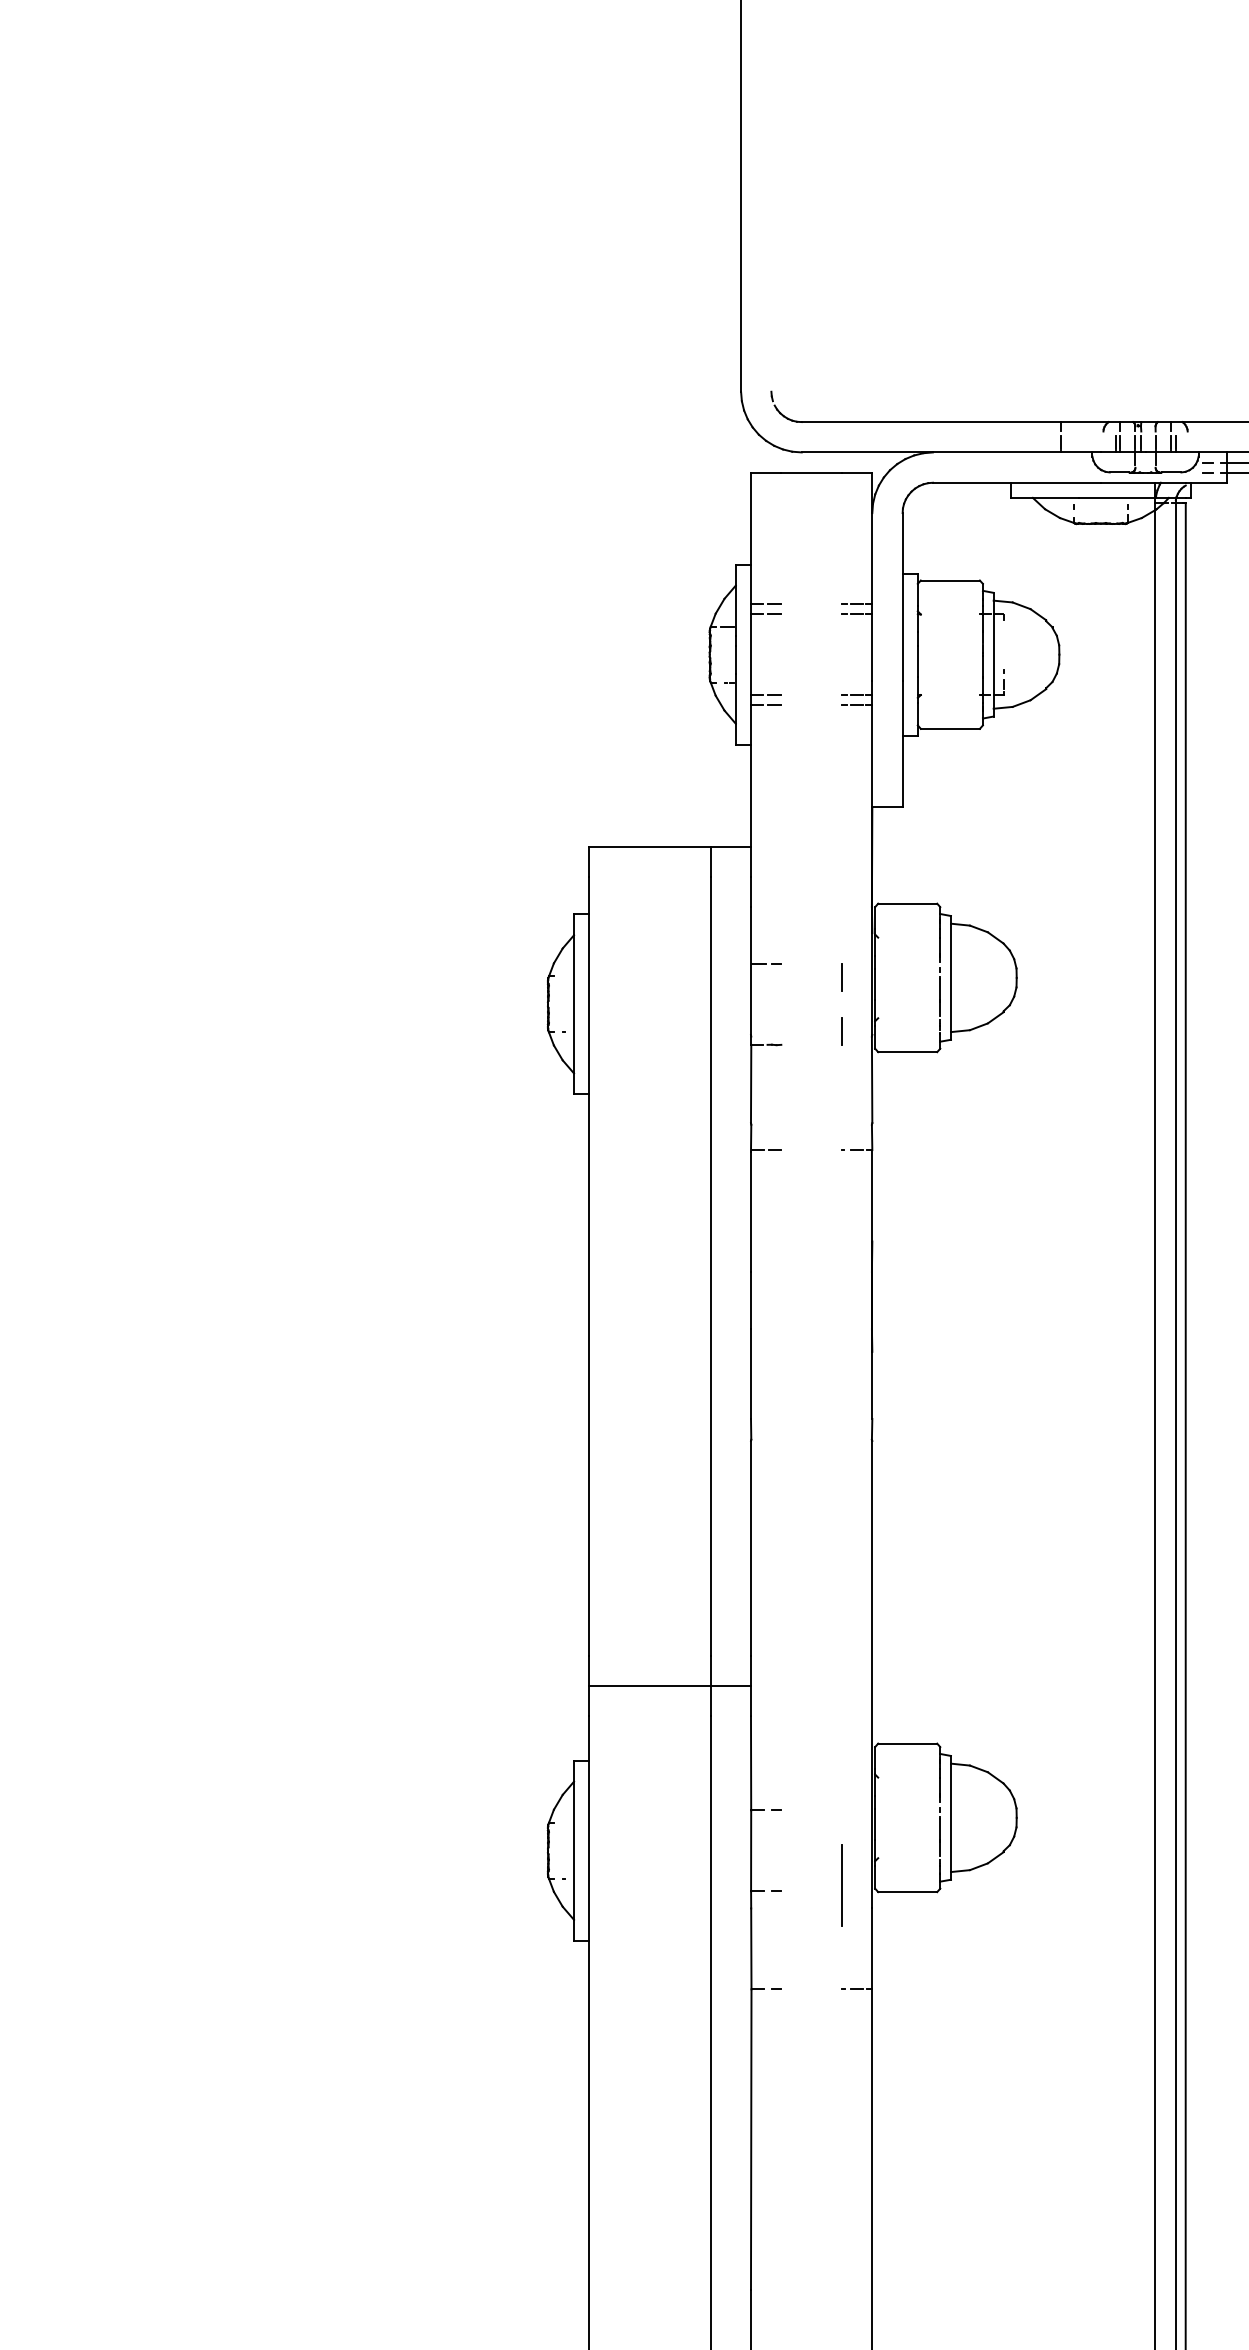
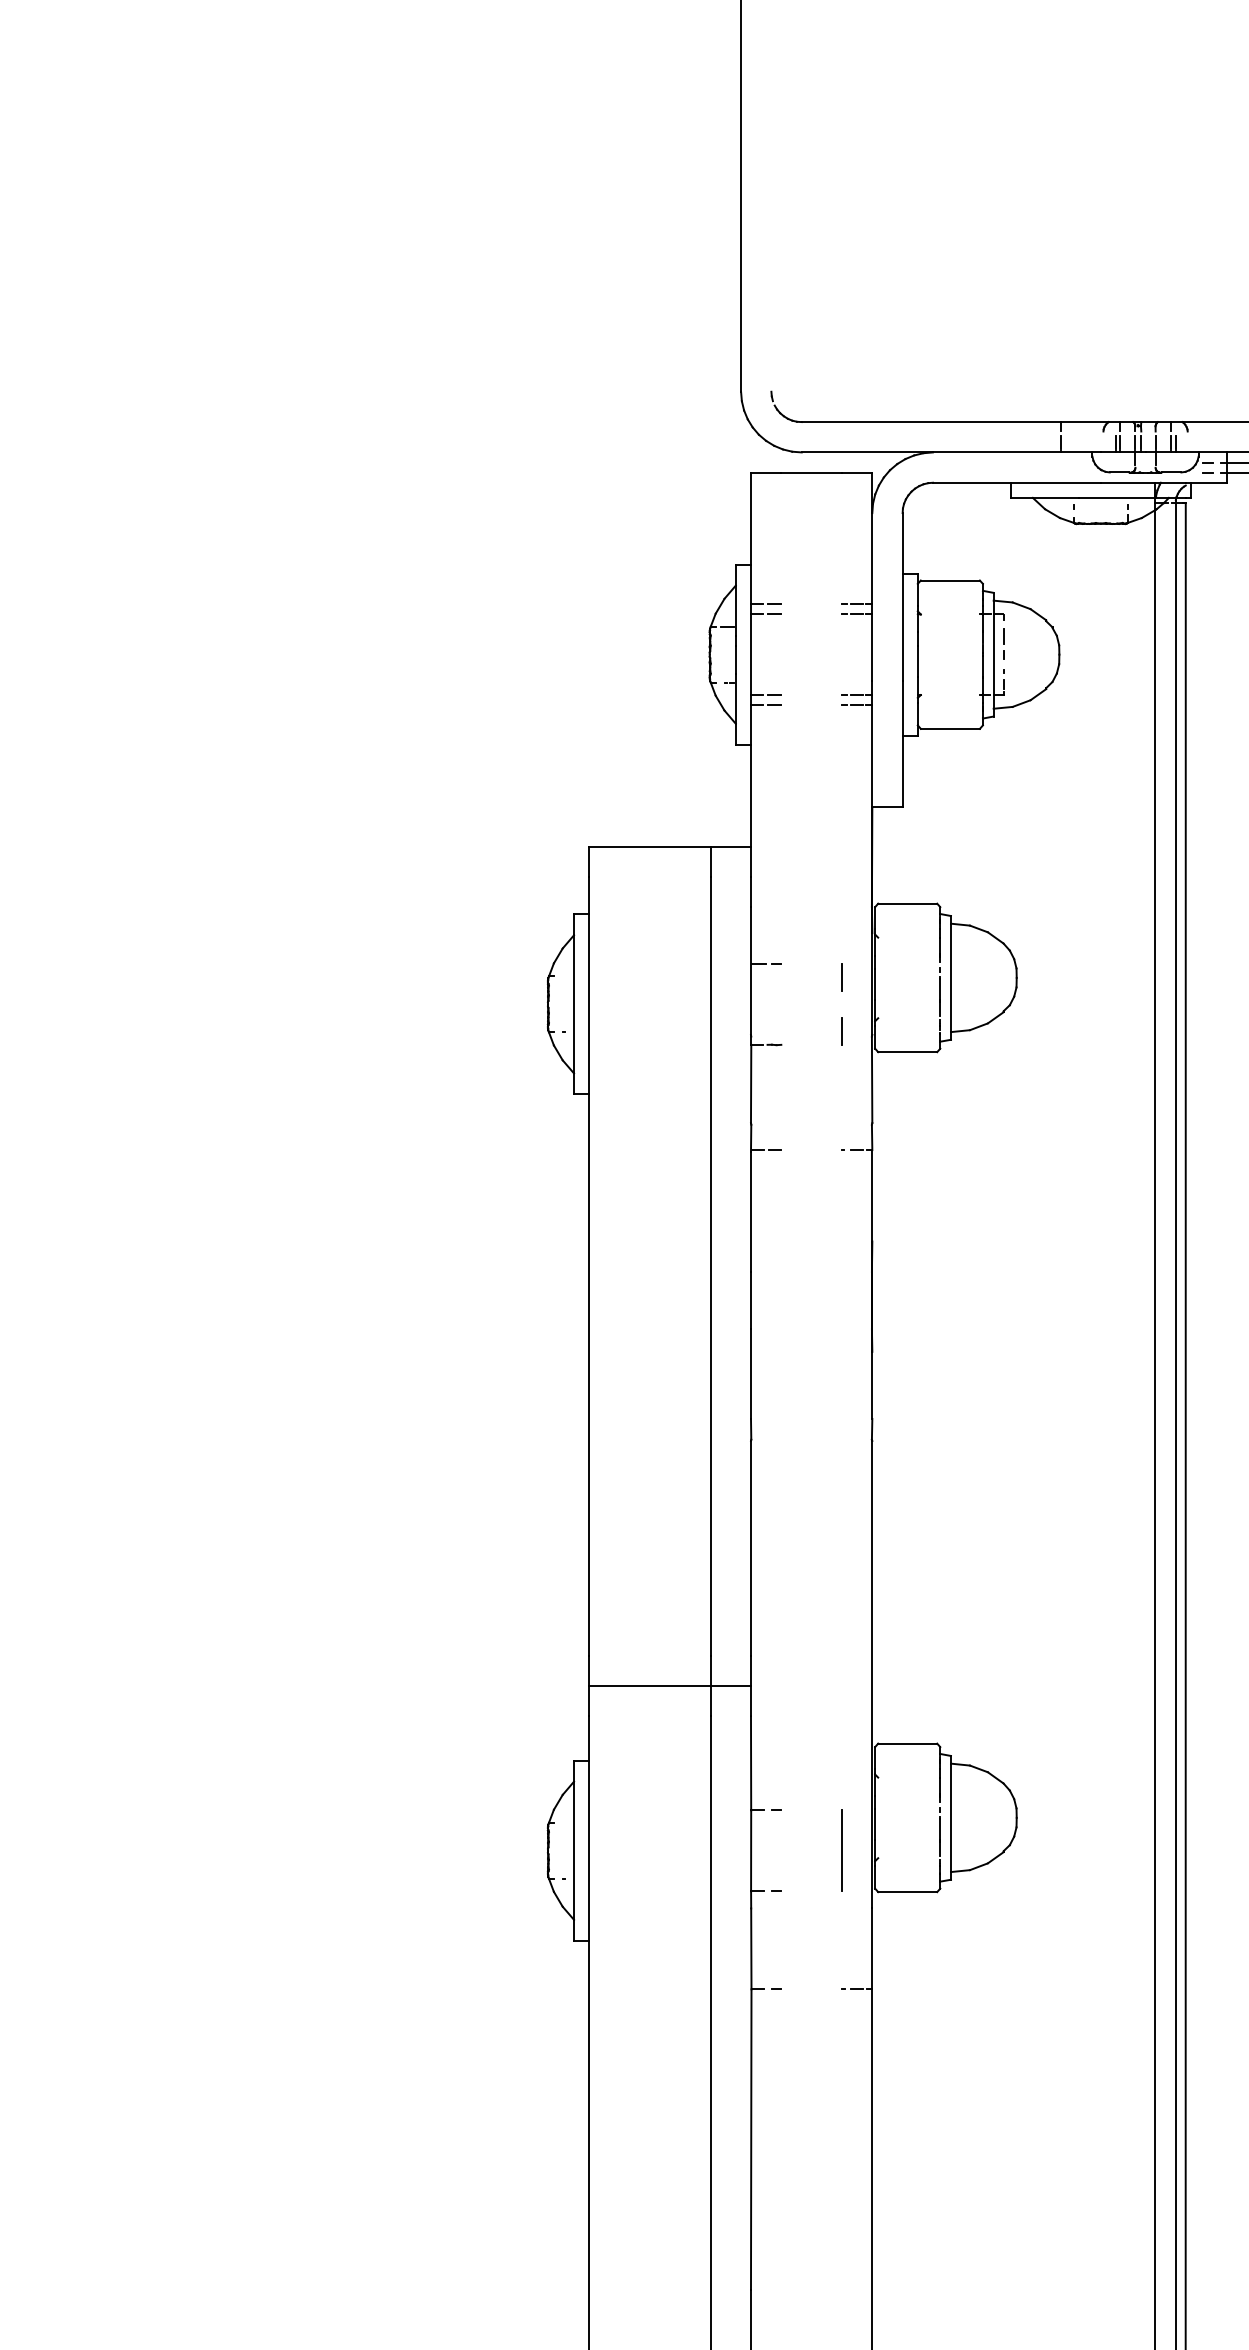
line: none -> present (1003, 643)
line position: (841, 1885) -> (841, 1850) (841, 1850)
